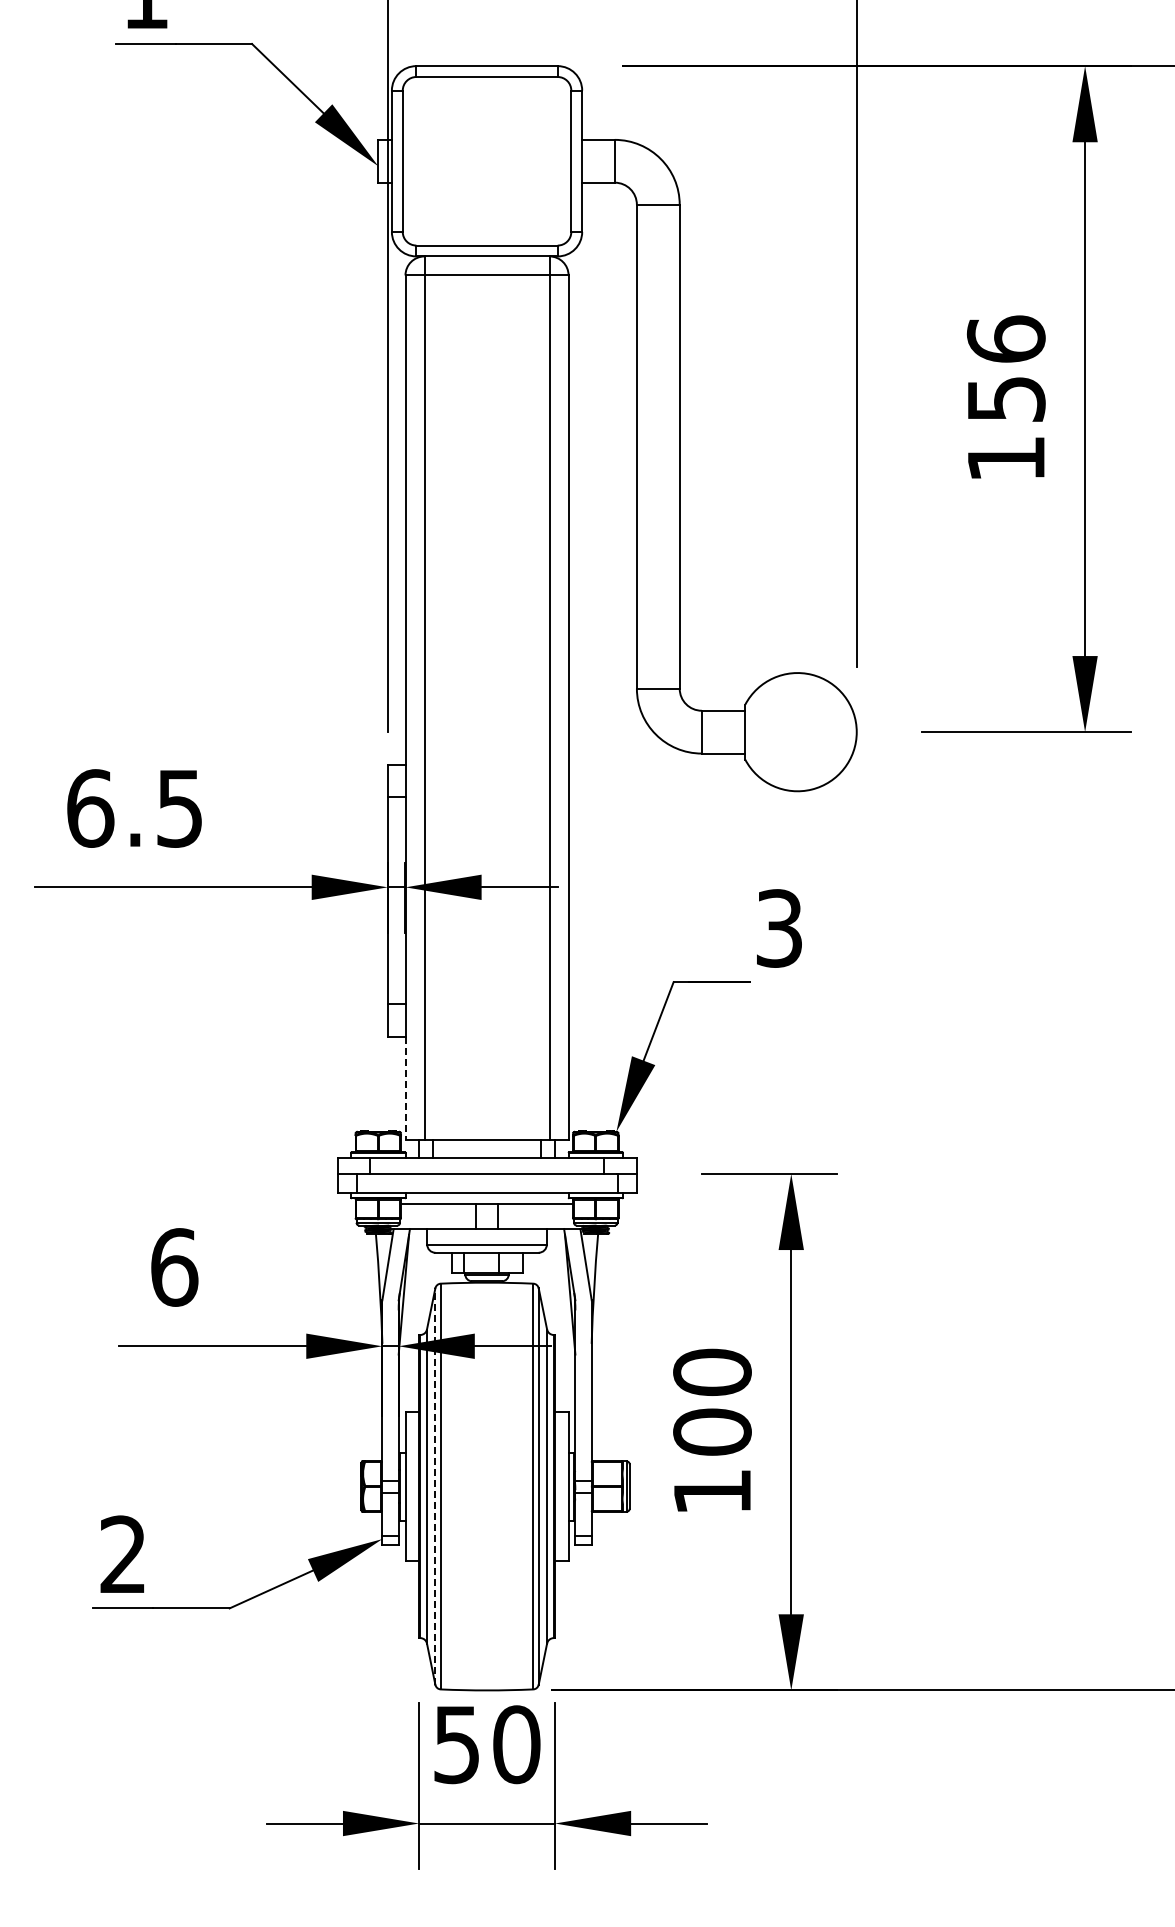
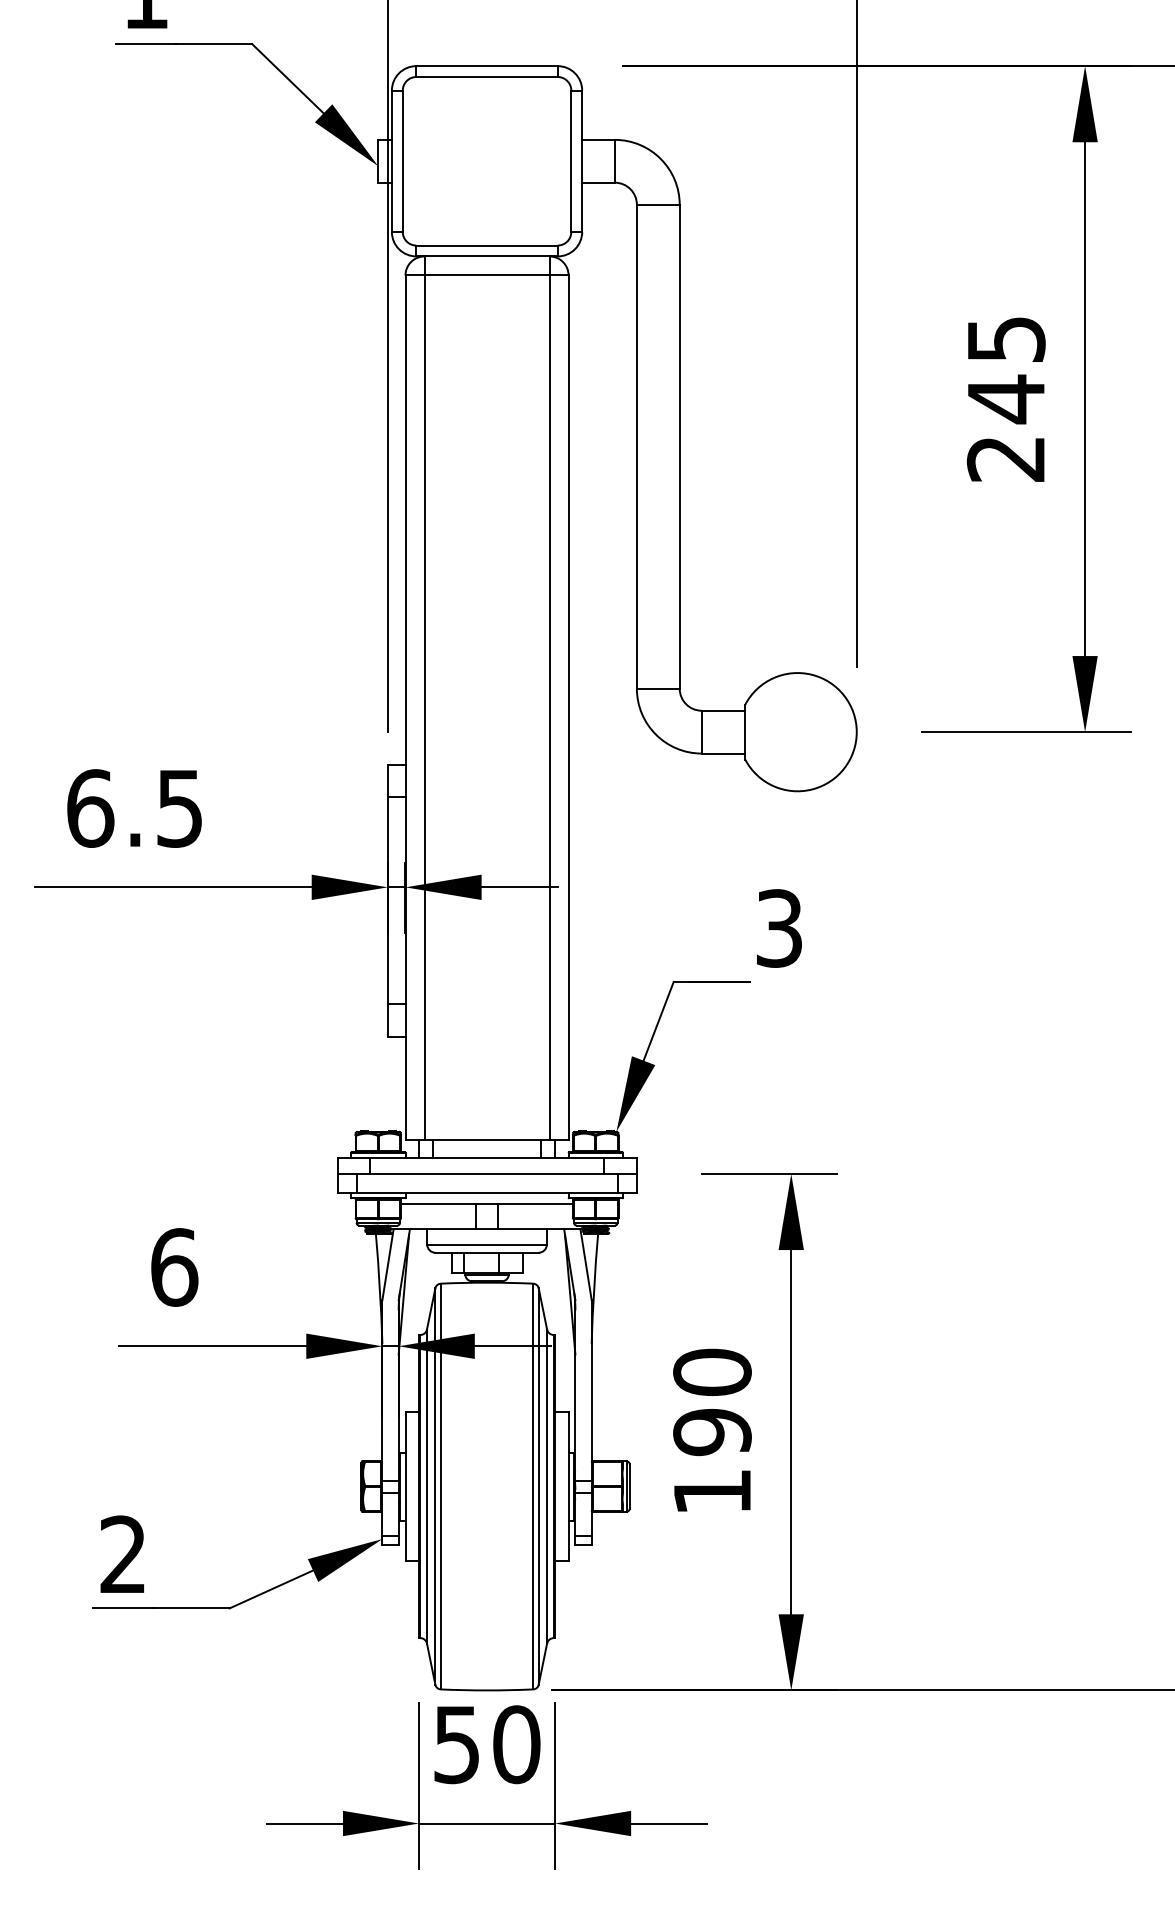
text: 156 -> 245 (1005, 398)
line: dashed -> solid (405, 1088)
text: 100 -> 190 (712, 1432)
line: dashed -> solid (435, 1486)
